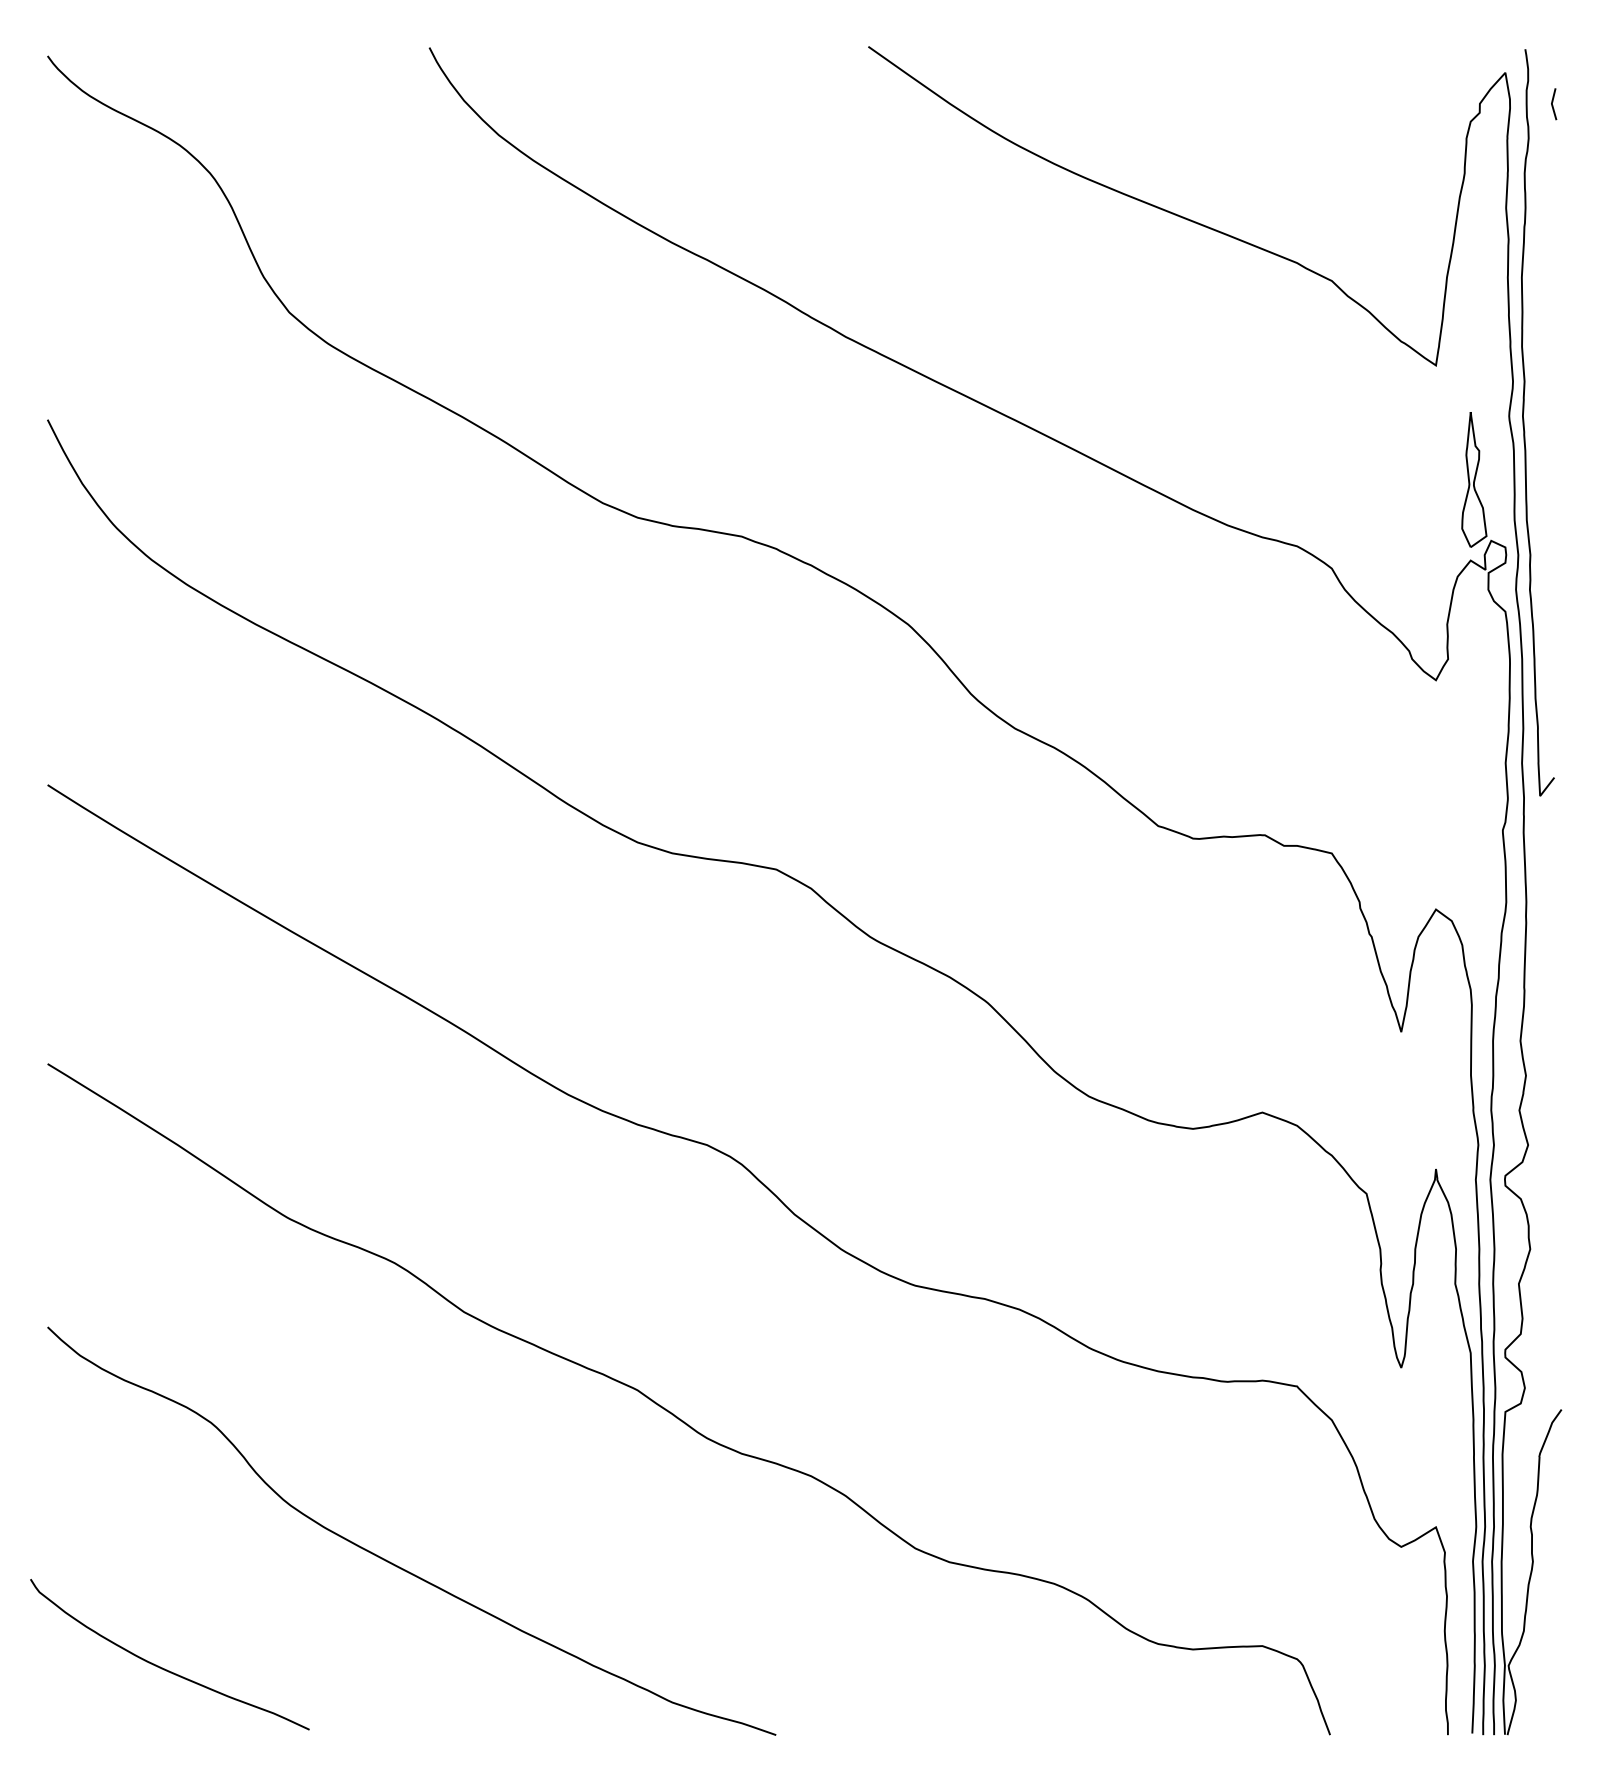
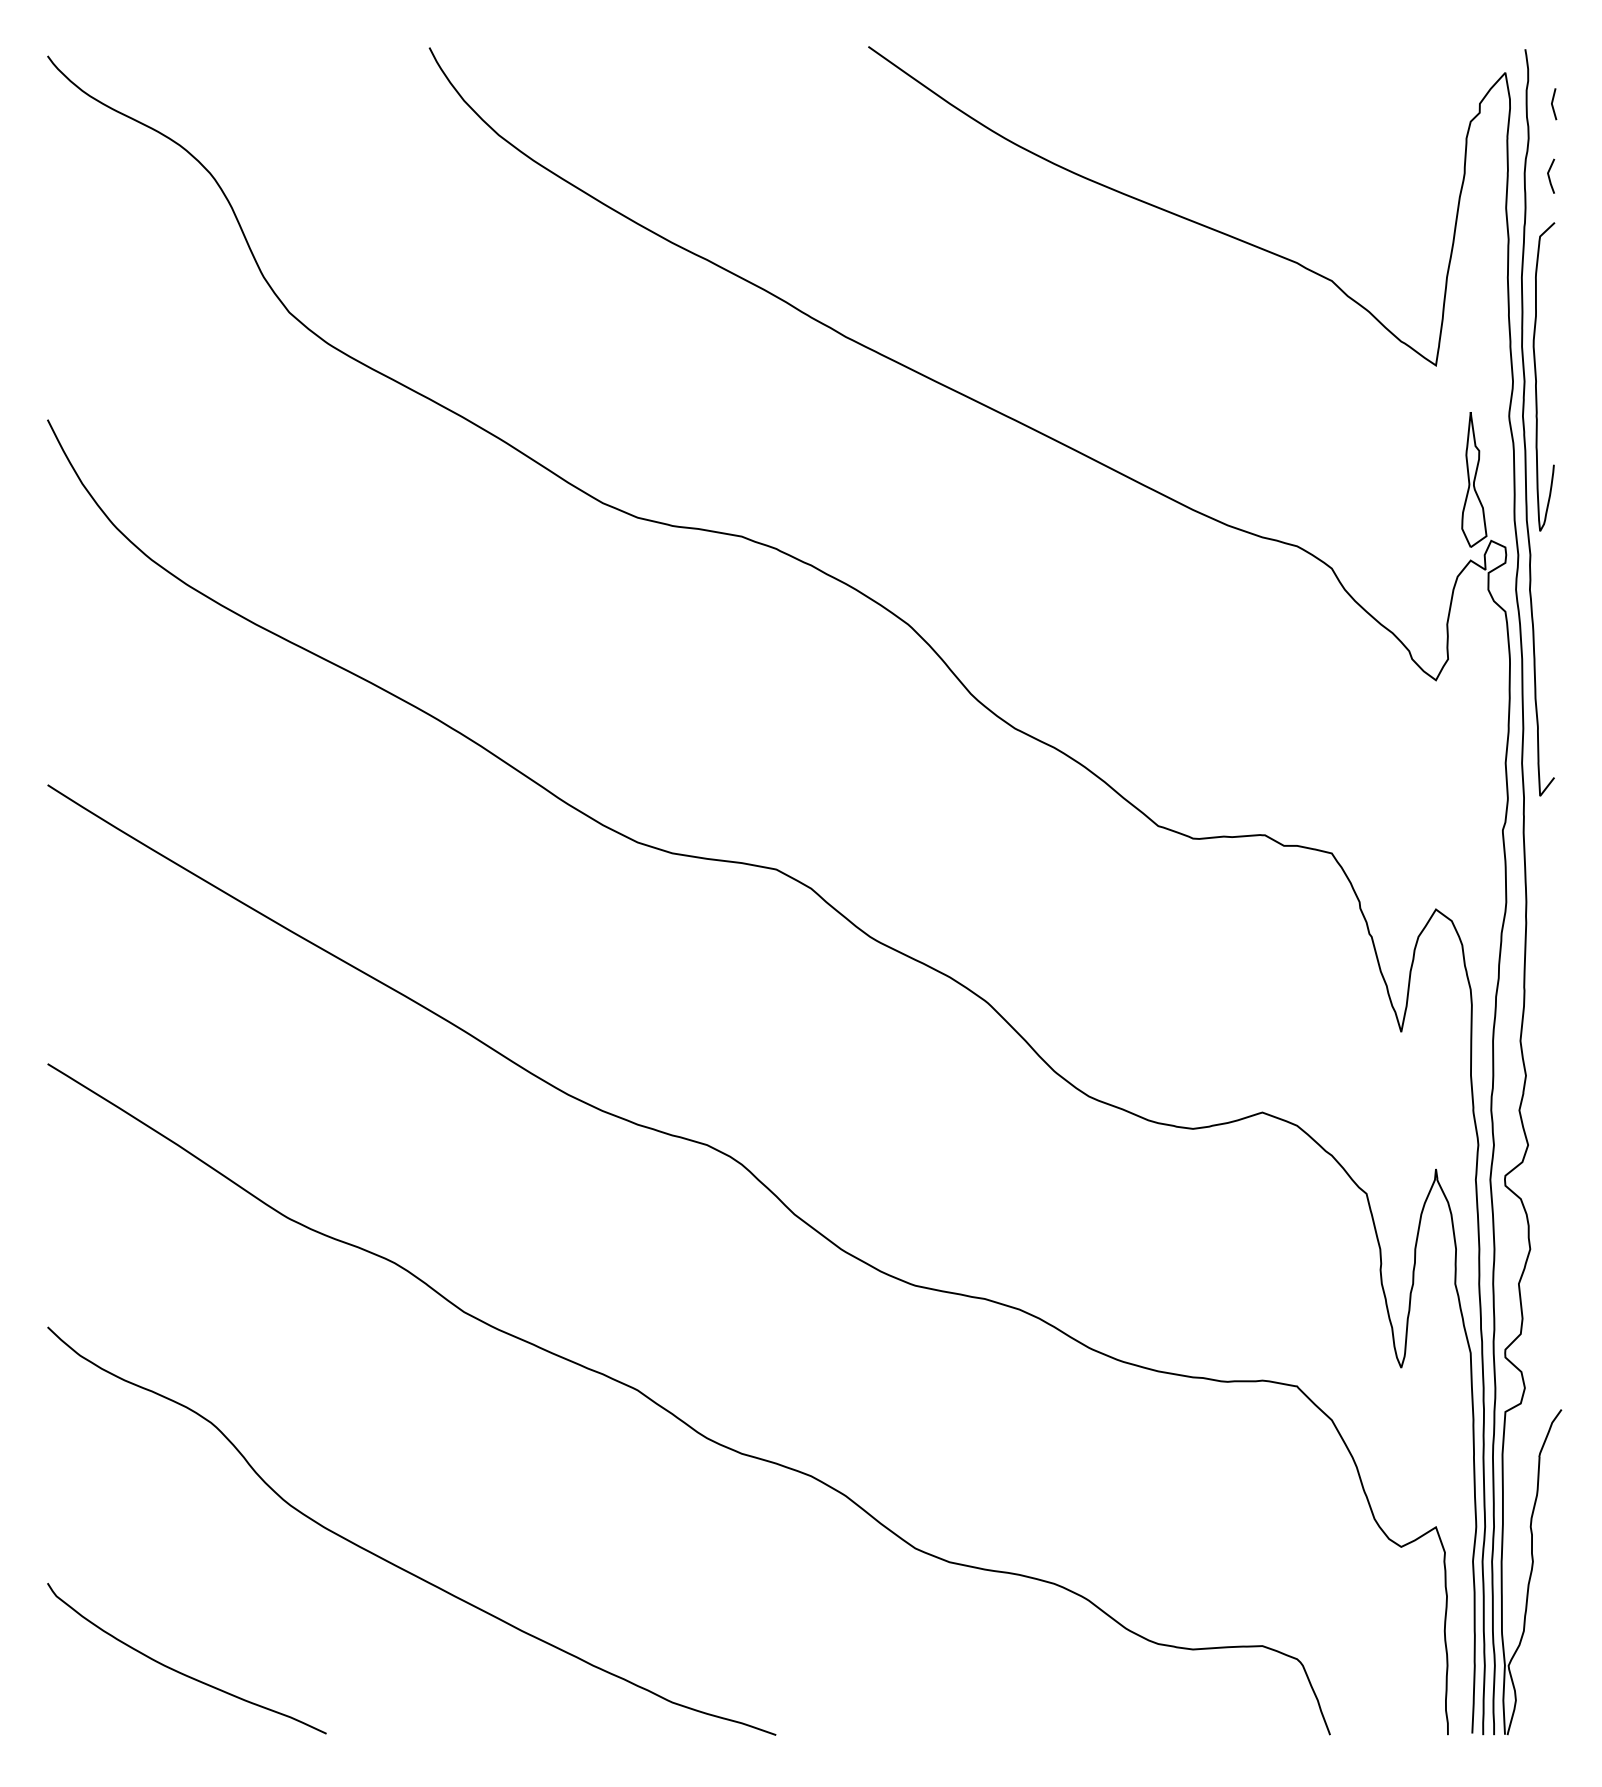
line: none -> present (1549, 175)
curve: none -> present (1536, 376)
curve position: (162, 1667) -> (179, 1671) (179, 1671)
